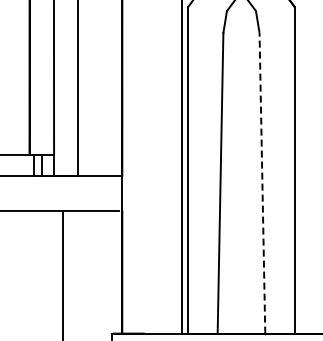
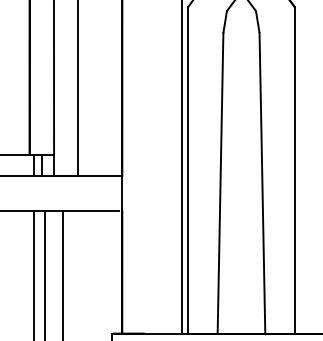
line: dashed -> solid (262, 182)
line: none -> present (33, 274)
line: none -> present (45, 274)
